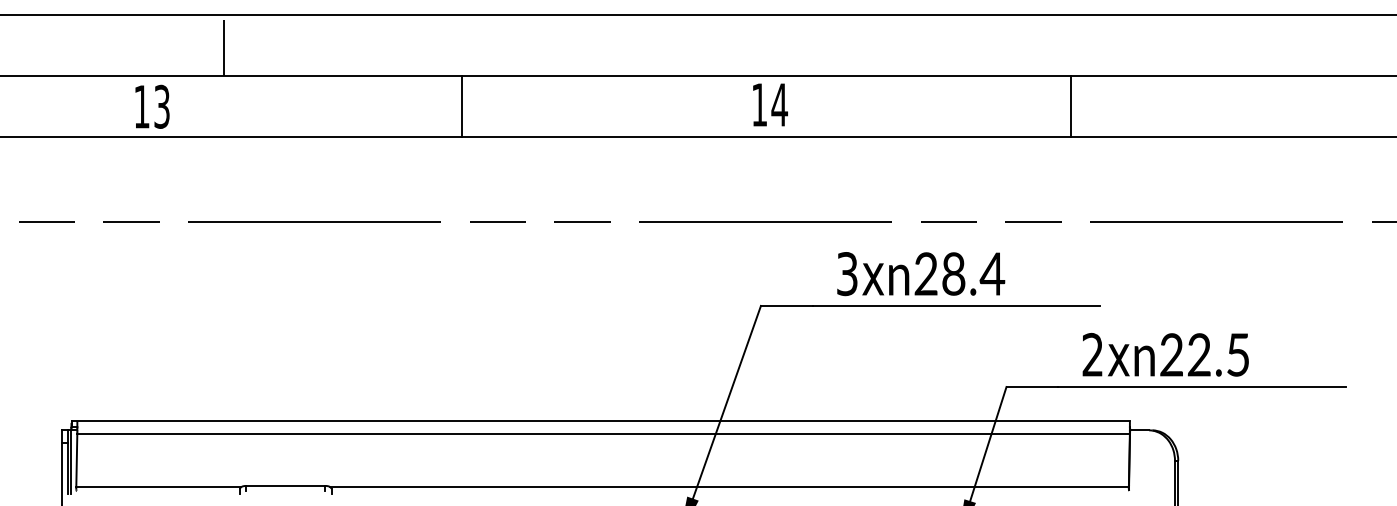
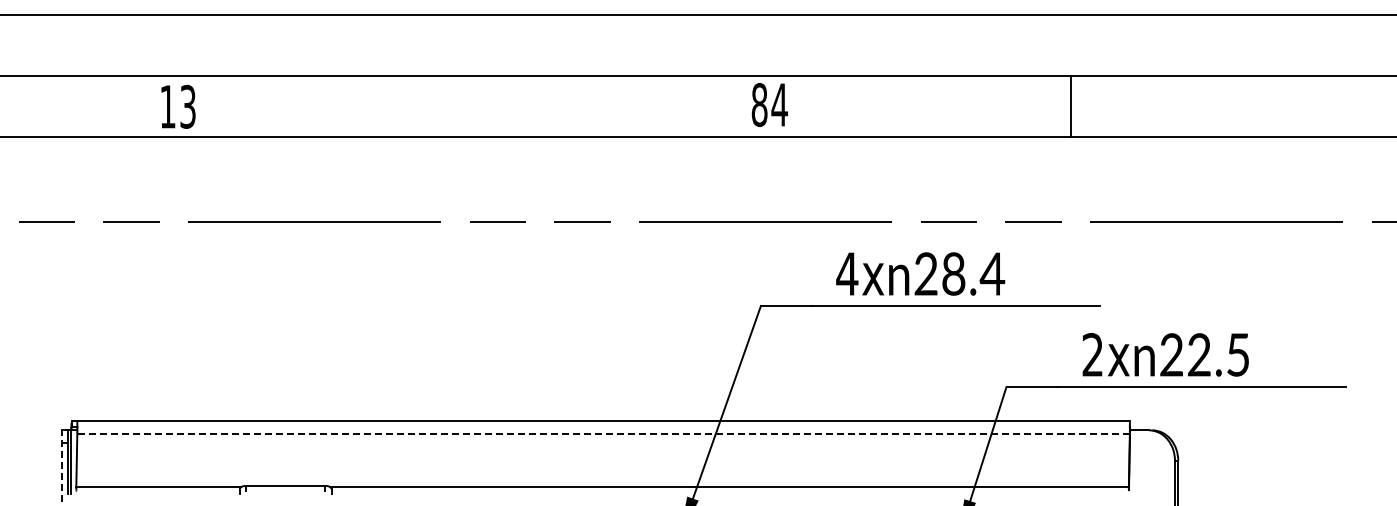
line: present -> none (224, 44)
text: 14 -> 84 (759, 104)
line: present -> none (461, 105)
text position: (152, 106) -> (178, 106) (178, 106)
text: 3x -> 4x (847, 274)
line: solid -> dashed (603, 433)
line: solid -> dashed (62, 467)
